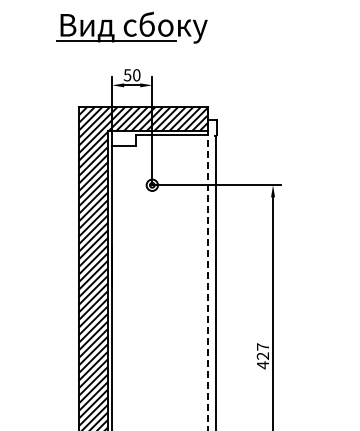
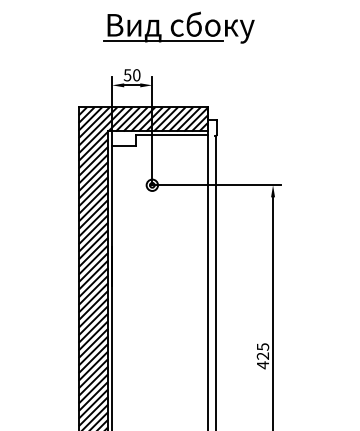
part position: (131, 27) -> (178, 27) (178, 27)
line: dashed -> solid (207, 268)
text: 427 -> 425 (263, 346)
